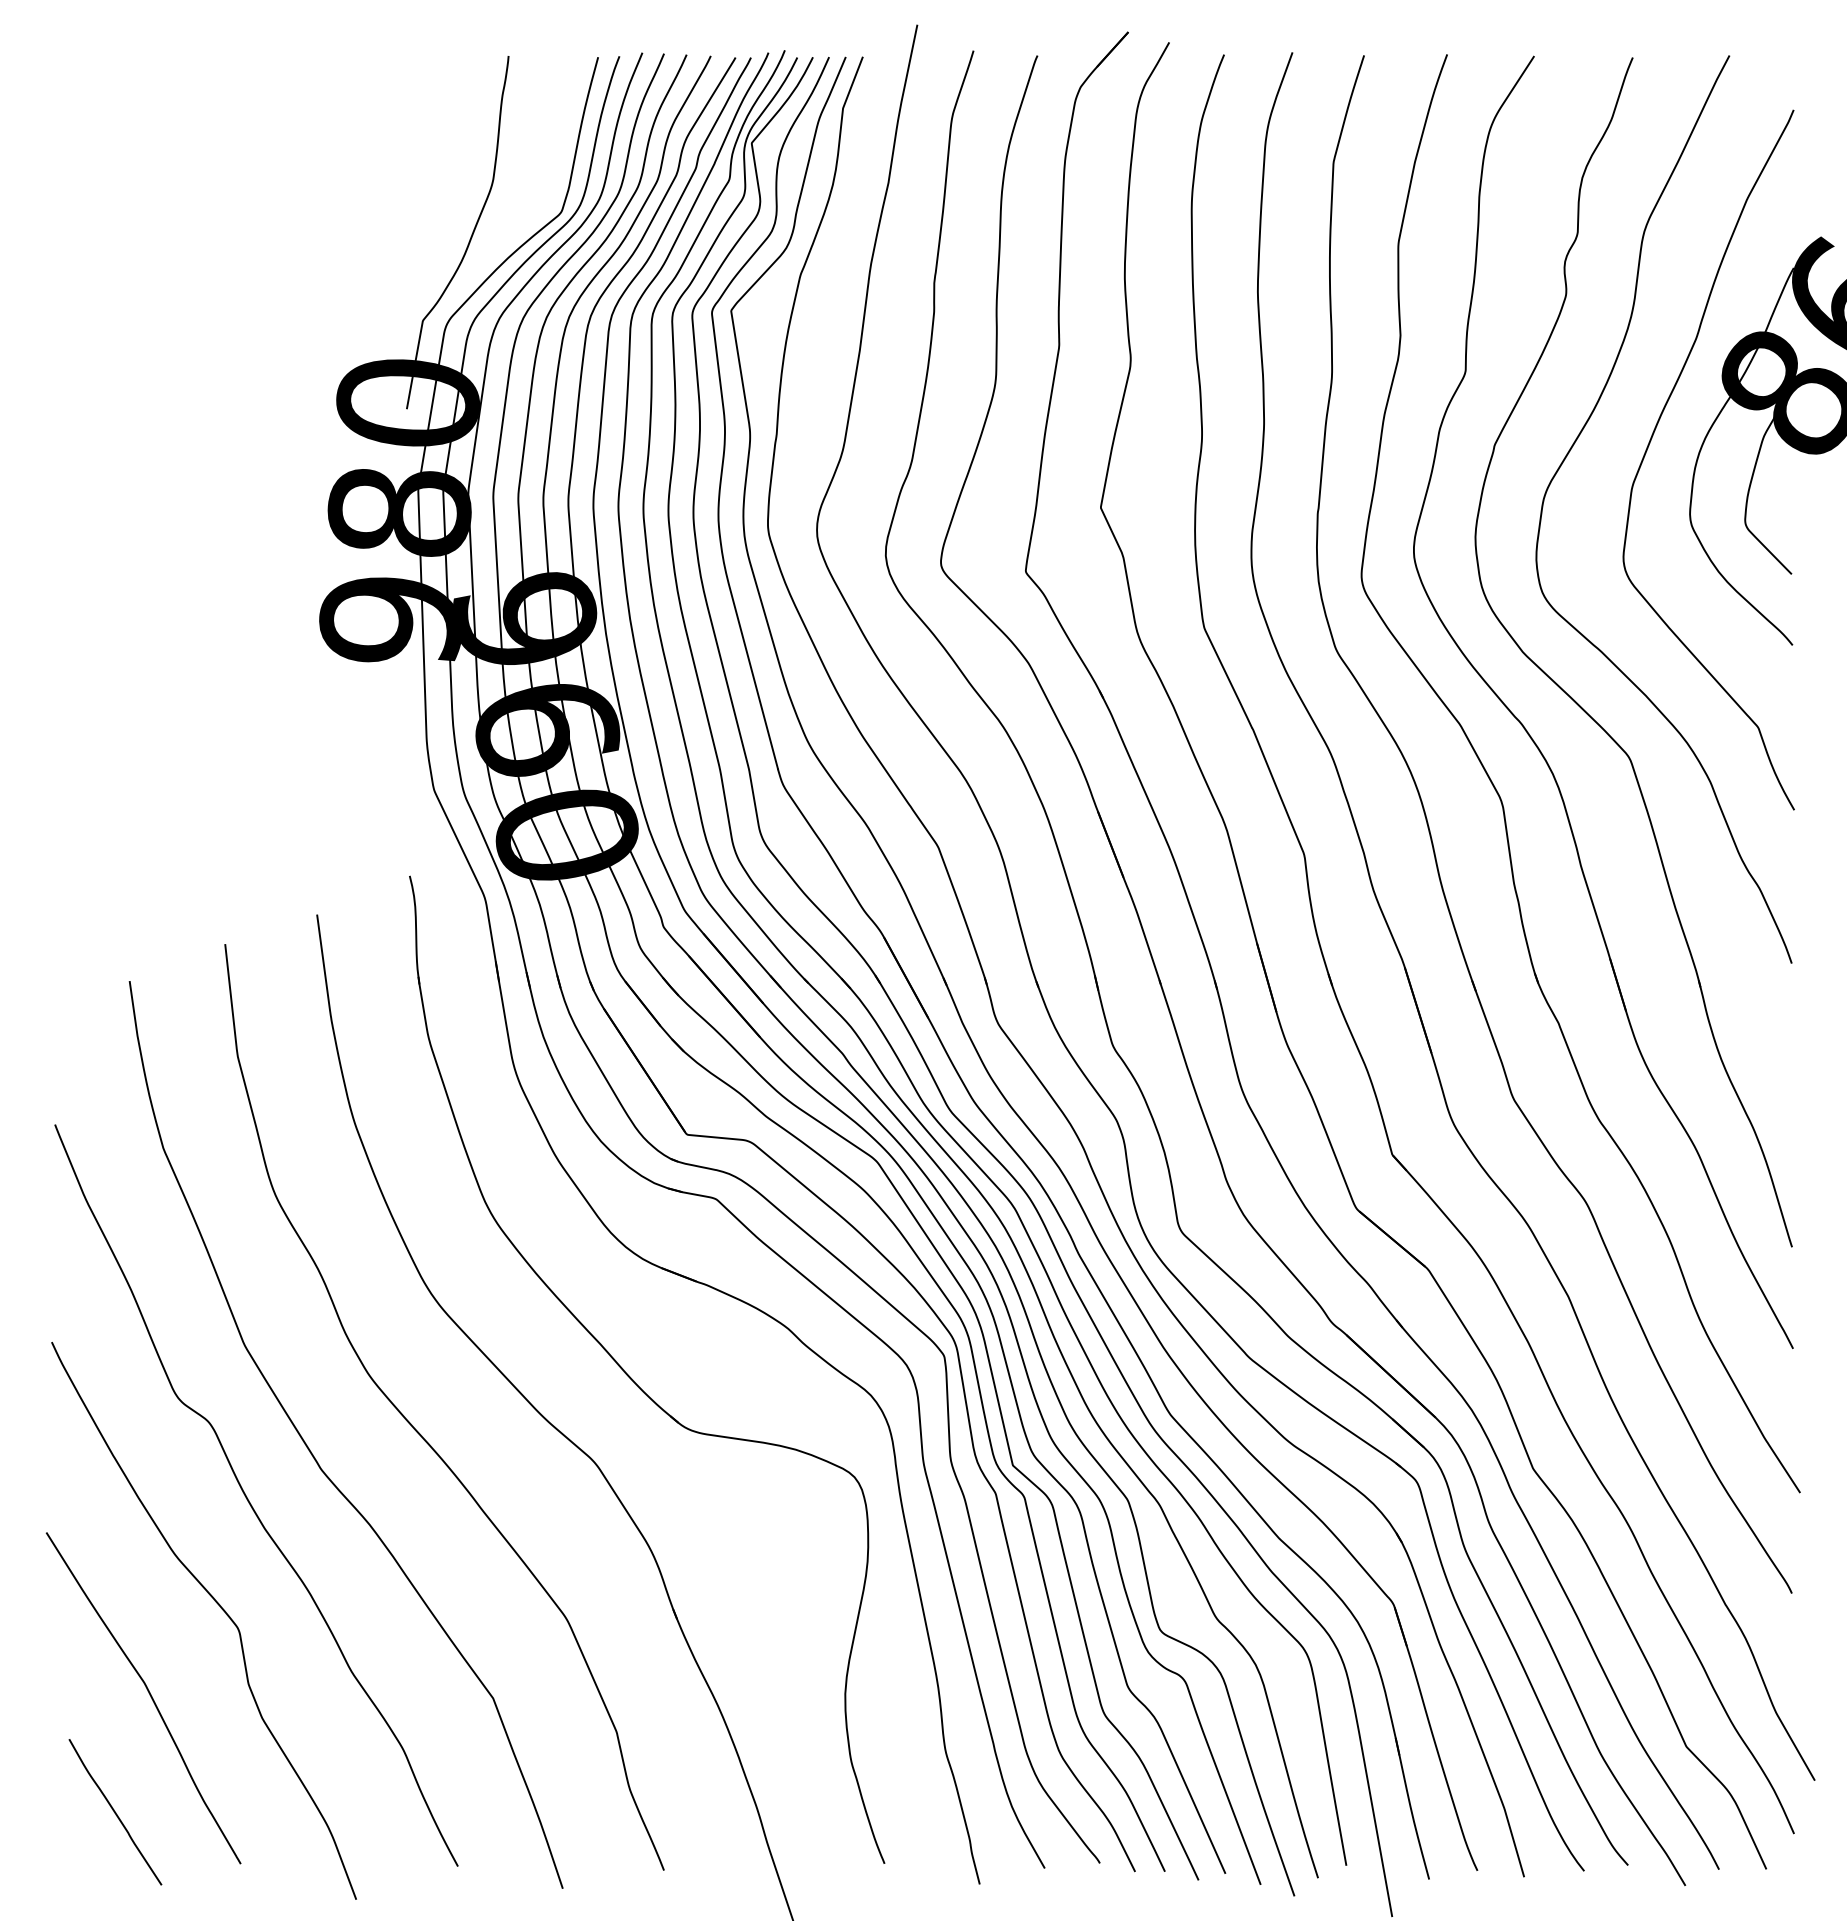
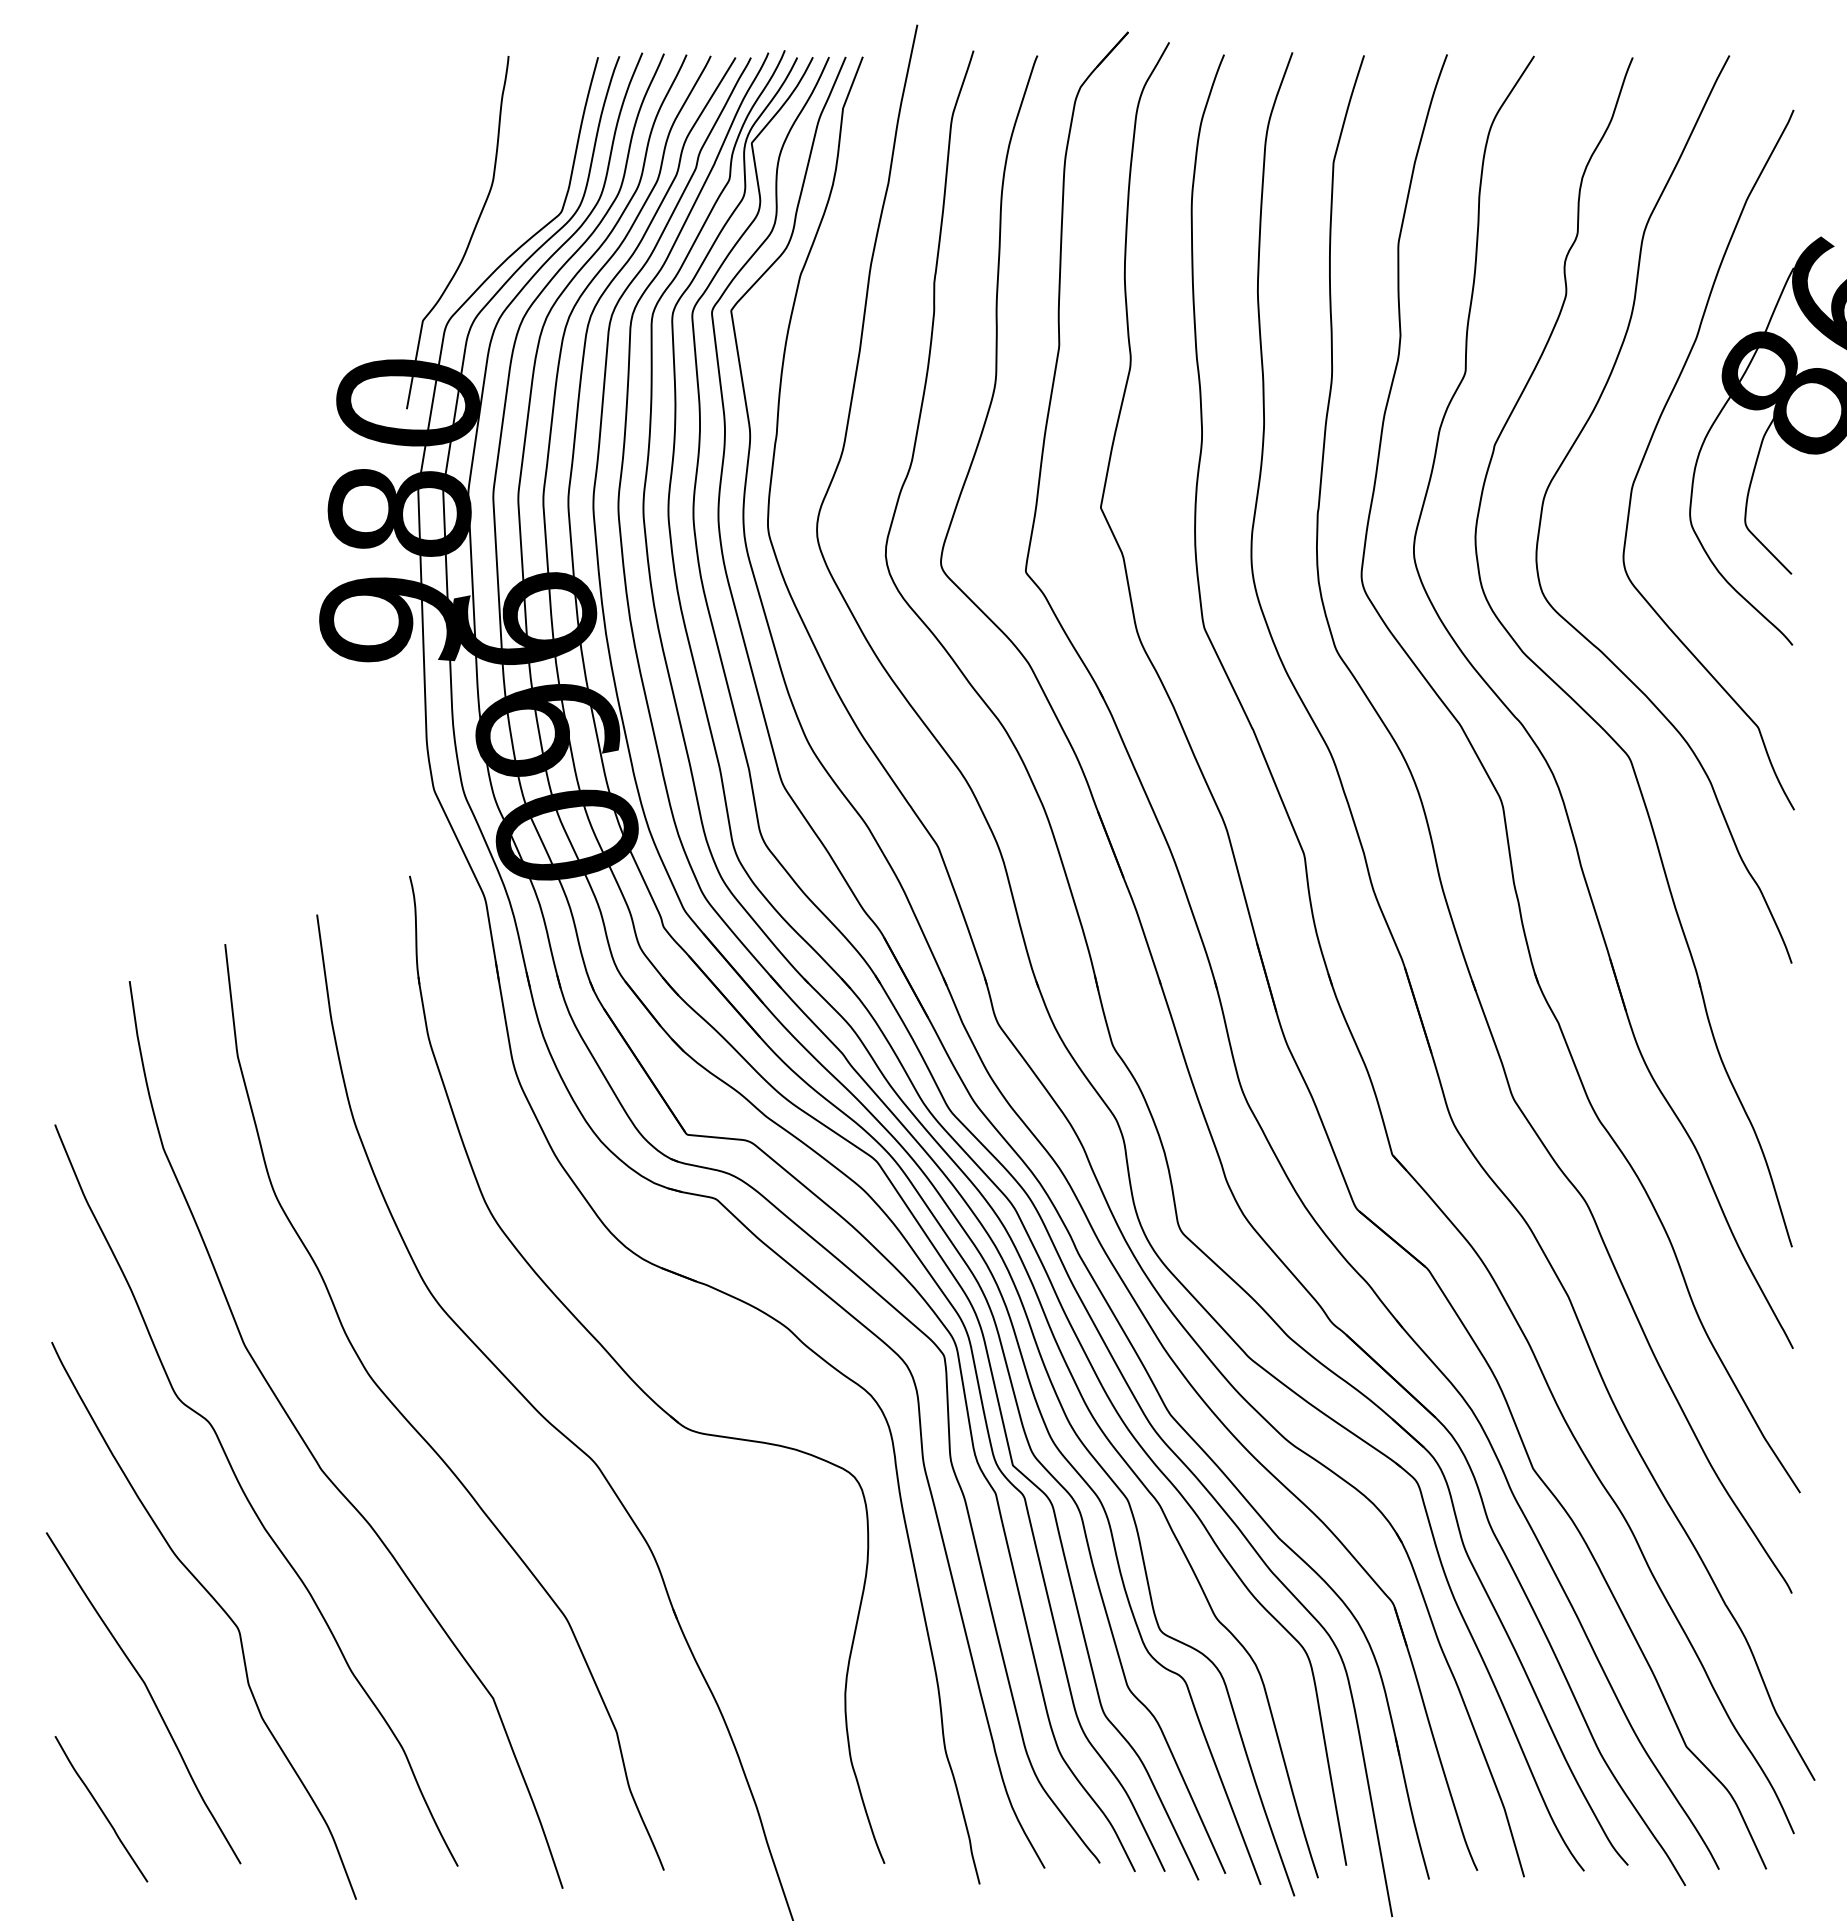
curve position: (115, 1812) -> (101, 1809) (101, 1809)
